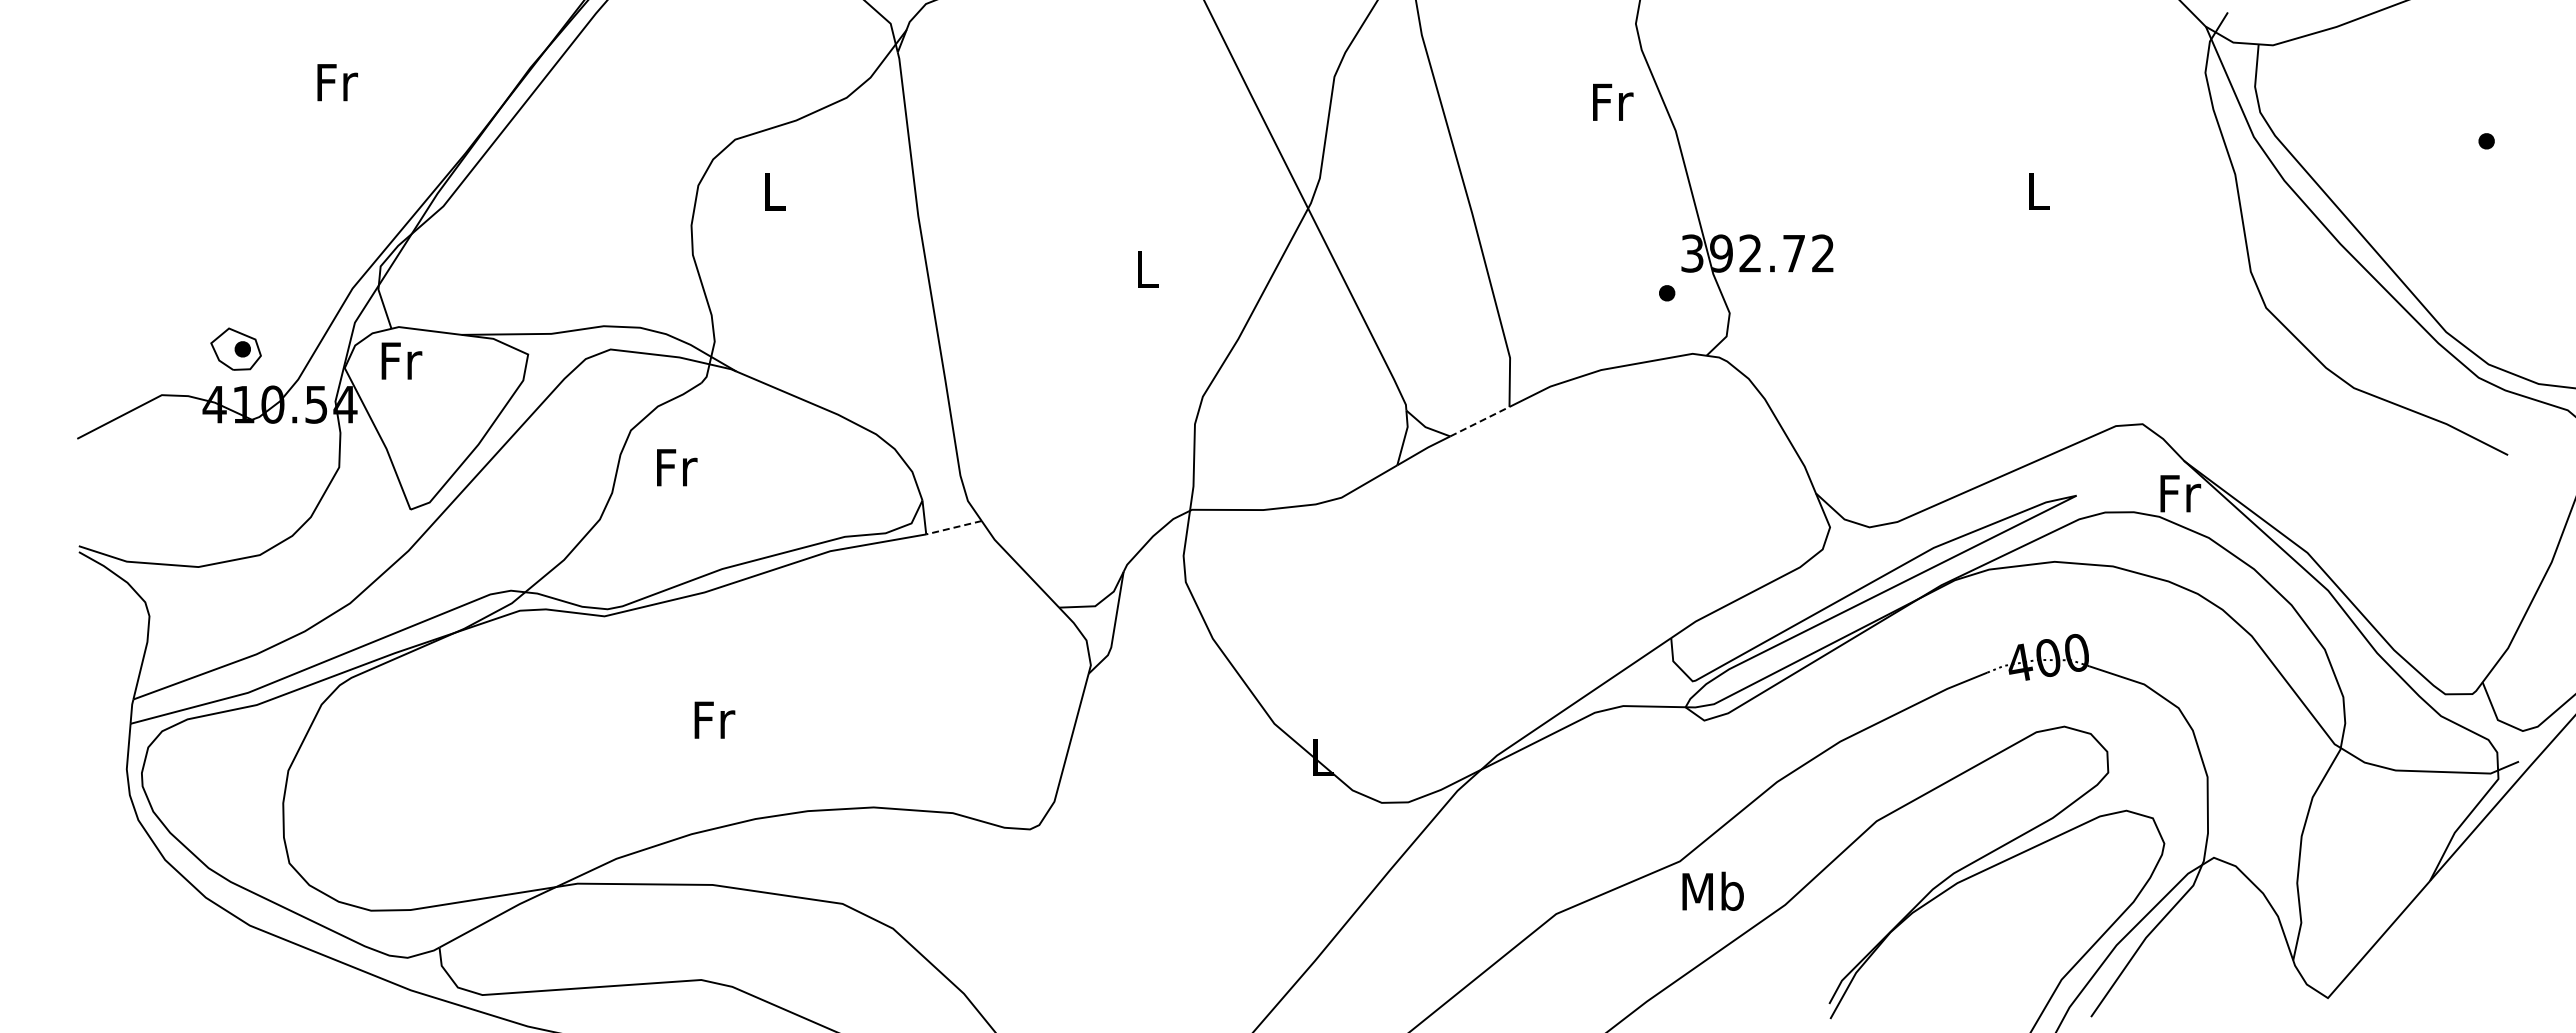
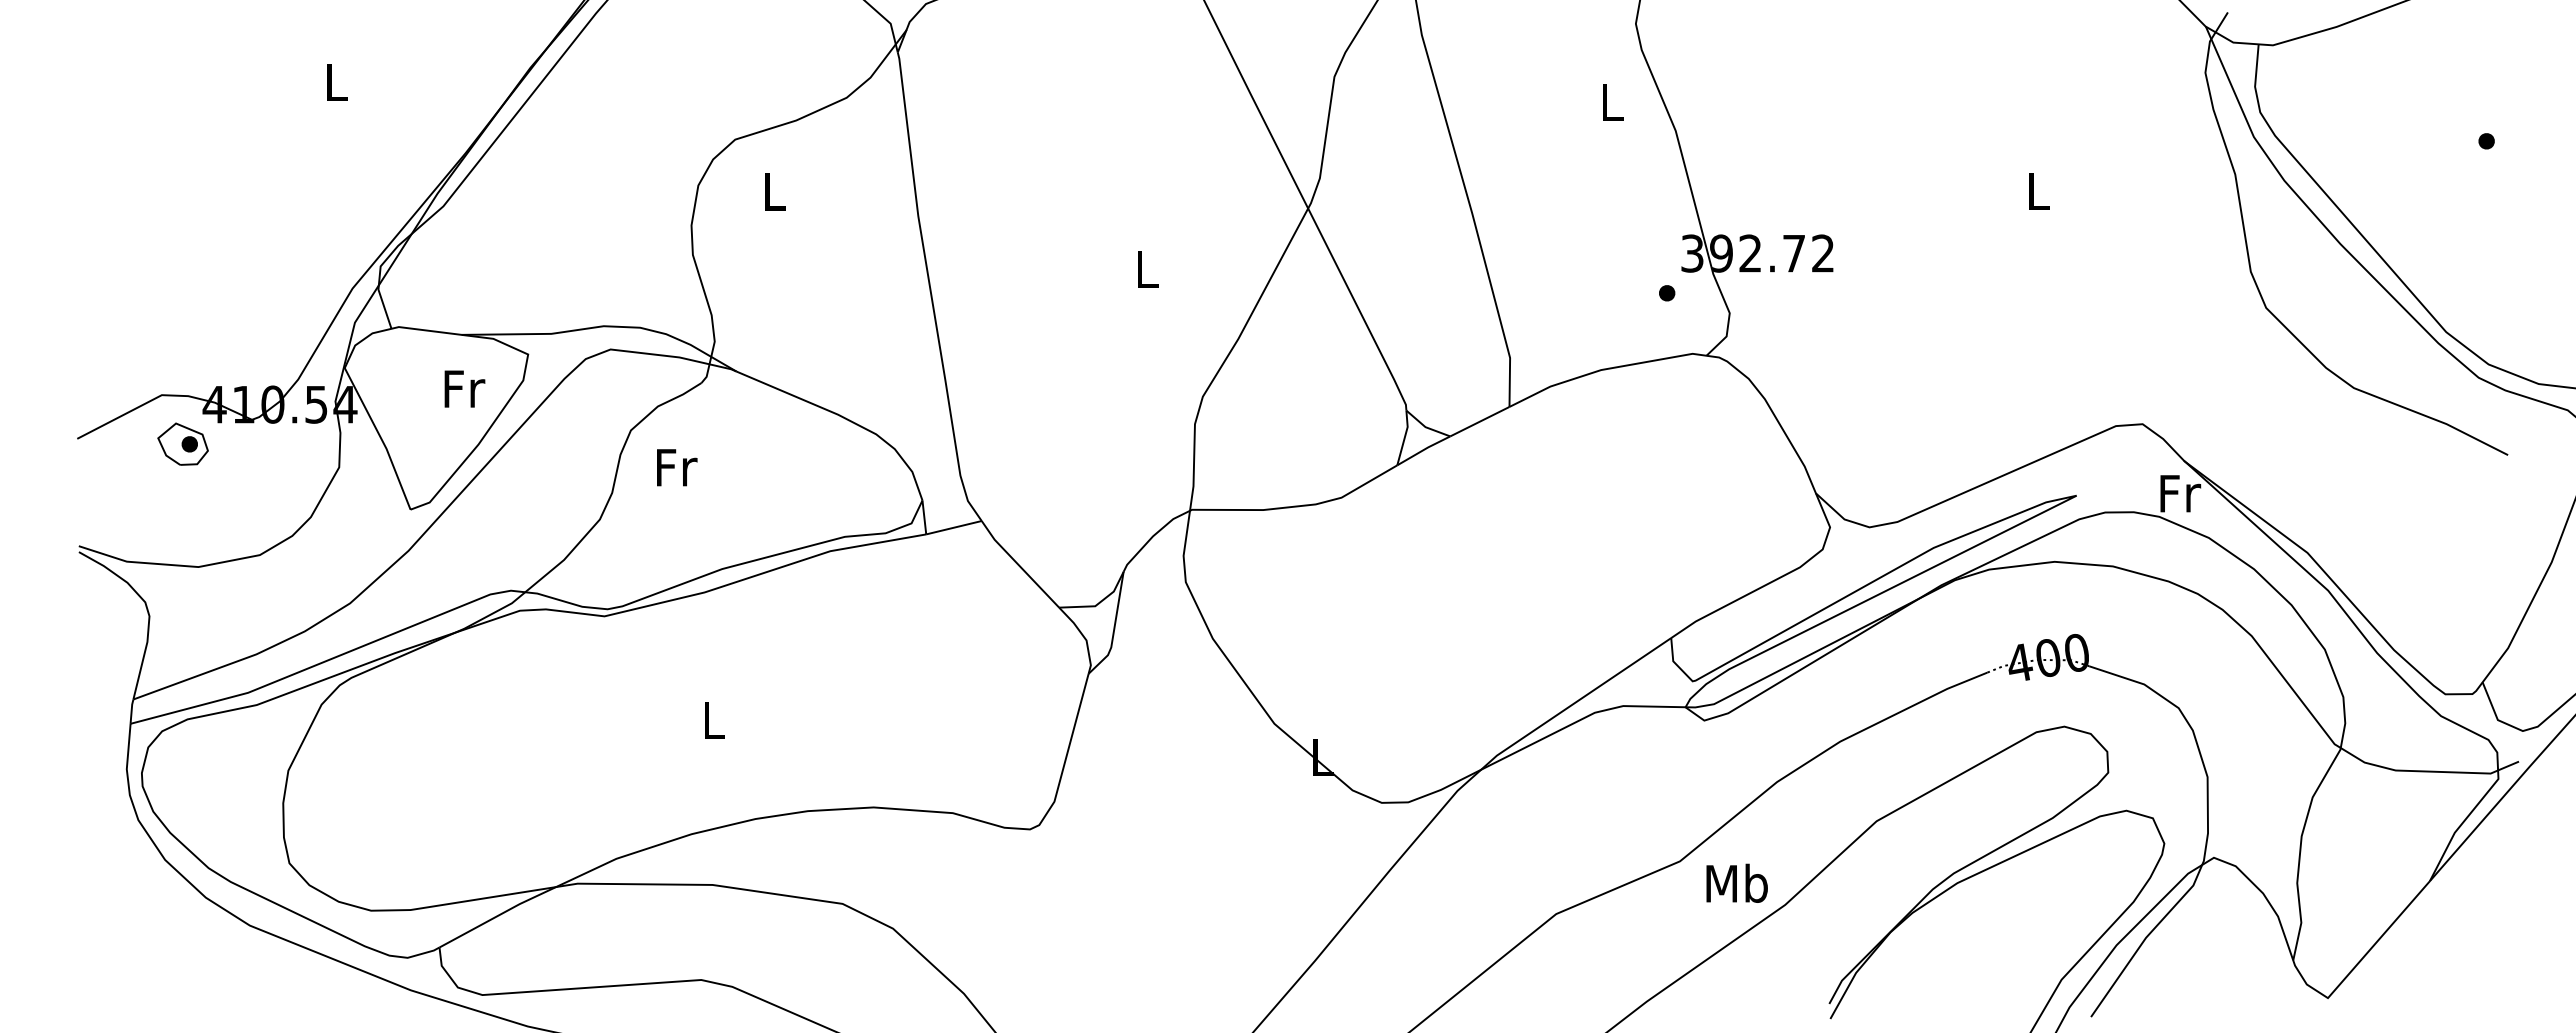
text: Fr -> L (337, 82)
text: Fr -> L (1613, 101)
part position: (235, 348) -> (182, 443) (182, 443)
text position: (401, 360) -> (464, 388) (464, 388)
line: dashed -> solid (1480, 421)
line: dashed -> solid (953, 527)
text: Fr -> L (714, 719)
text position: (1712, 890) -> (1736, 882) (1736, 882)
